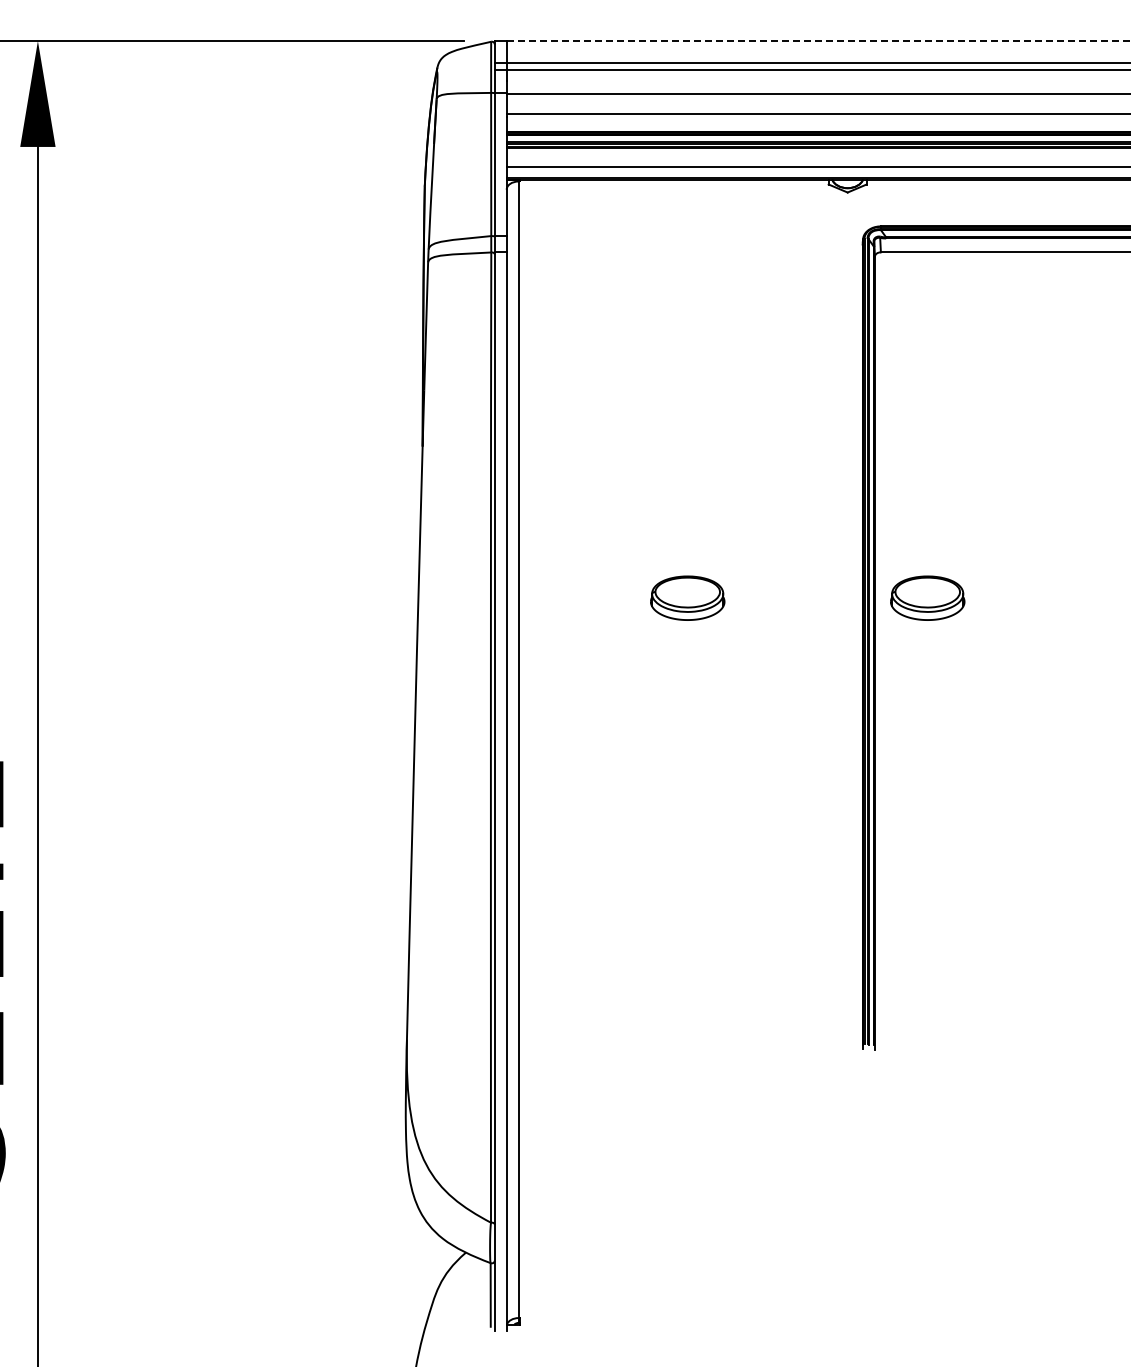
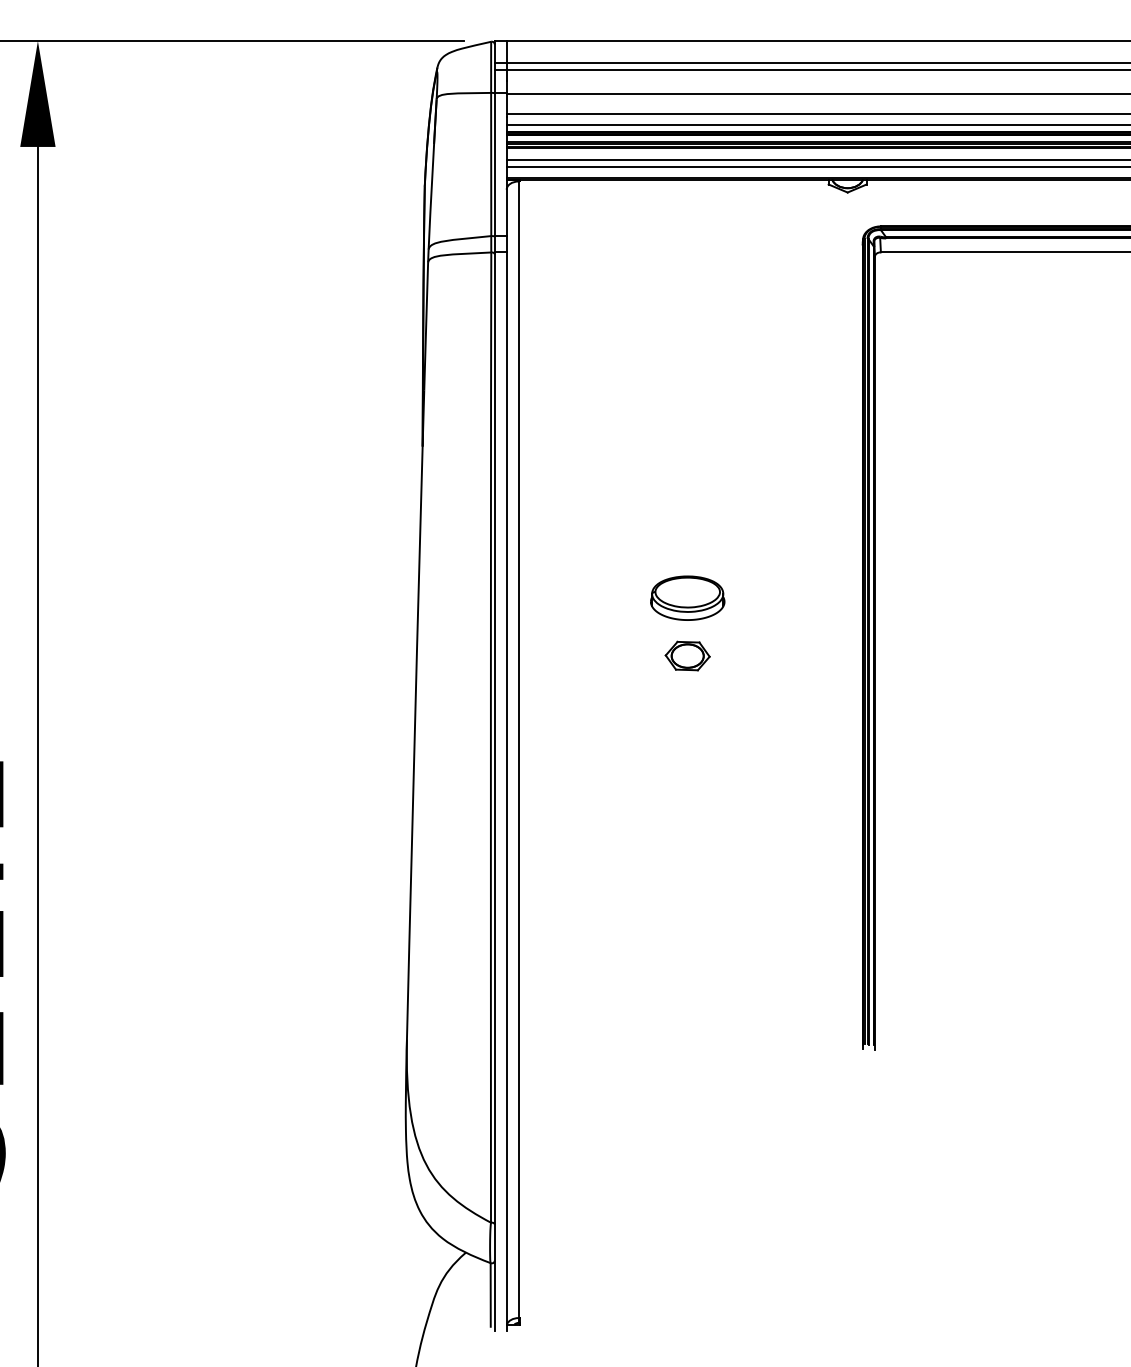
line: dashed -> solid (818, 41)
line: none -> present (816, 125)
line: none -> present (816, 159)
part: present -> none (927, 597)
part: none -> present (687, 655)
